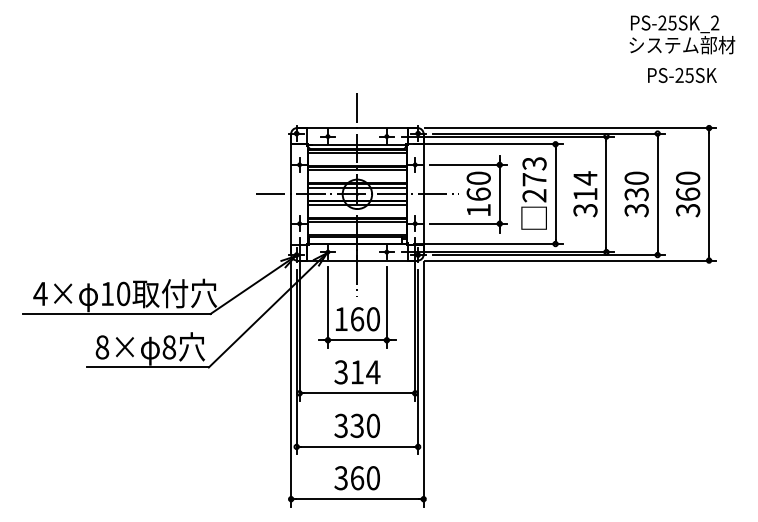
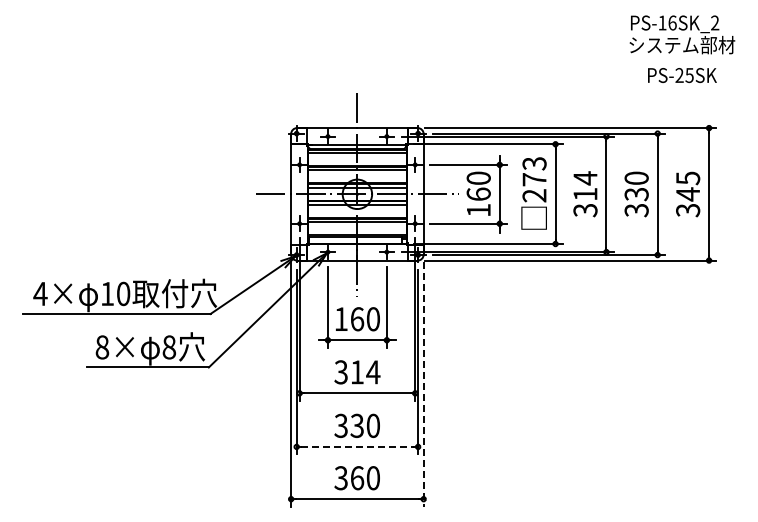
text: PS-25SK_2 -> PS-16SK_2 (667, 22)
text: 360 -> 345 (688, 186)
line: solid -> dashed (423, 384)
line: solid -> dashed (357, 446)
